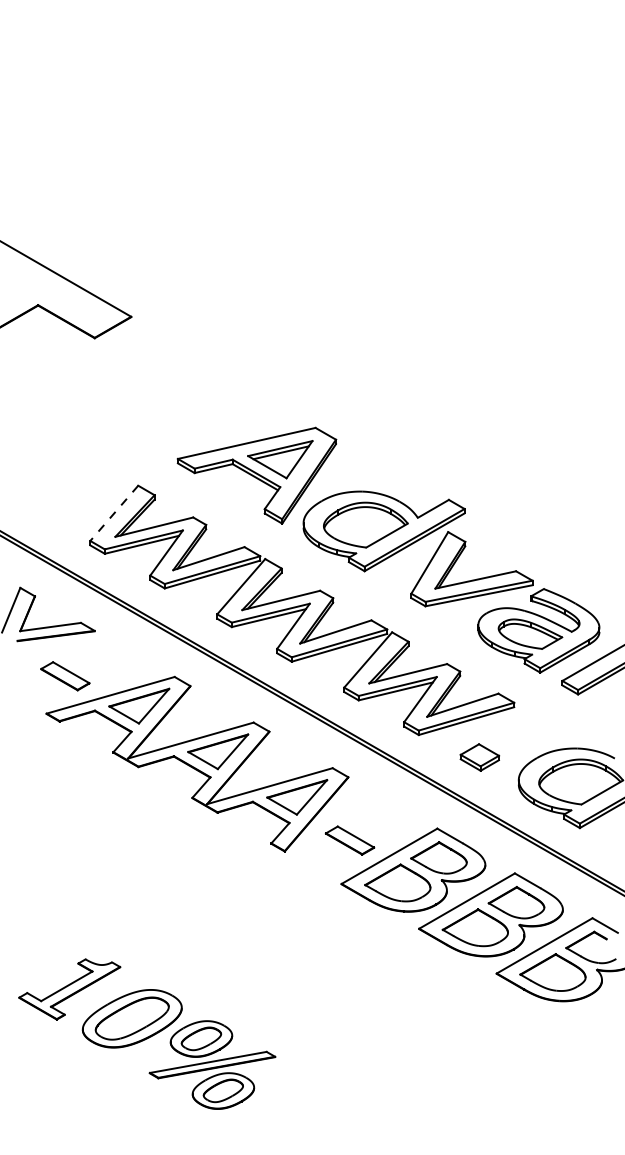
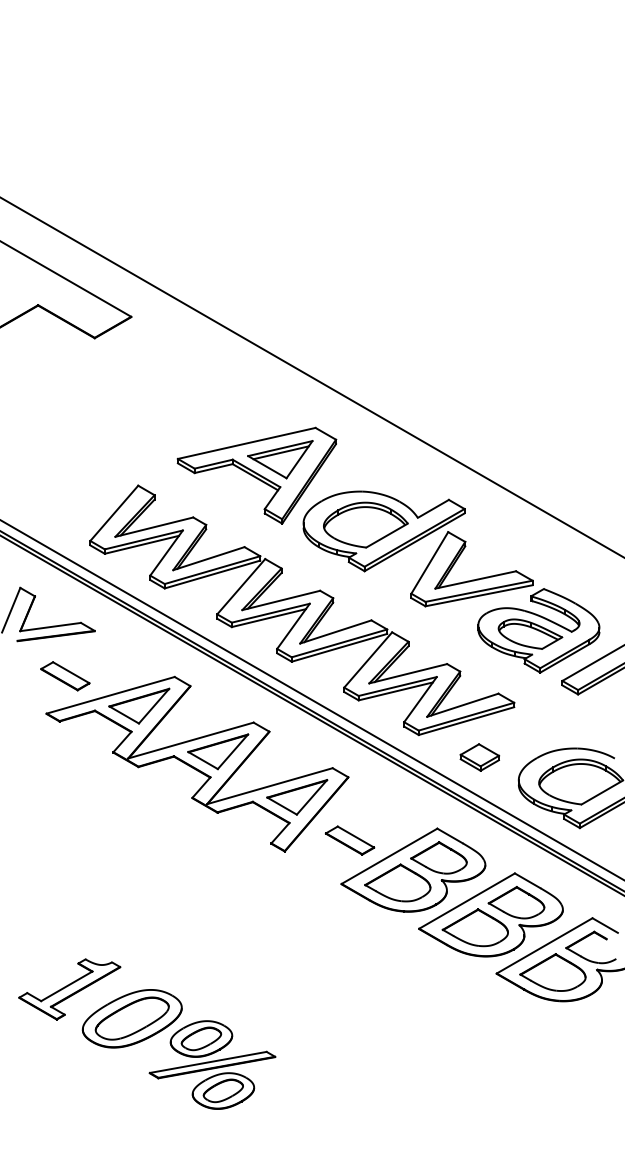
line: none -> present (311, 377)
line: dashed -> solid (114, 513)
line: none -> present (311, 699)
